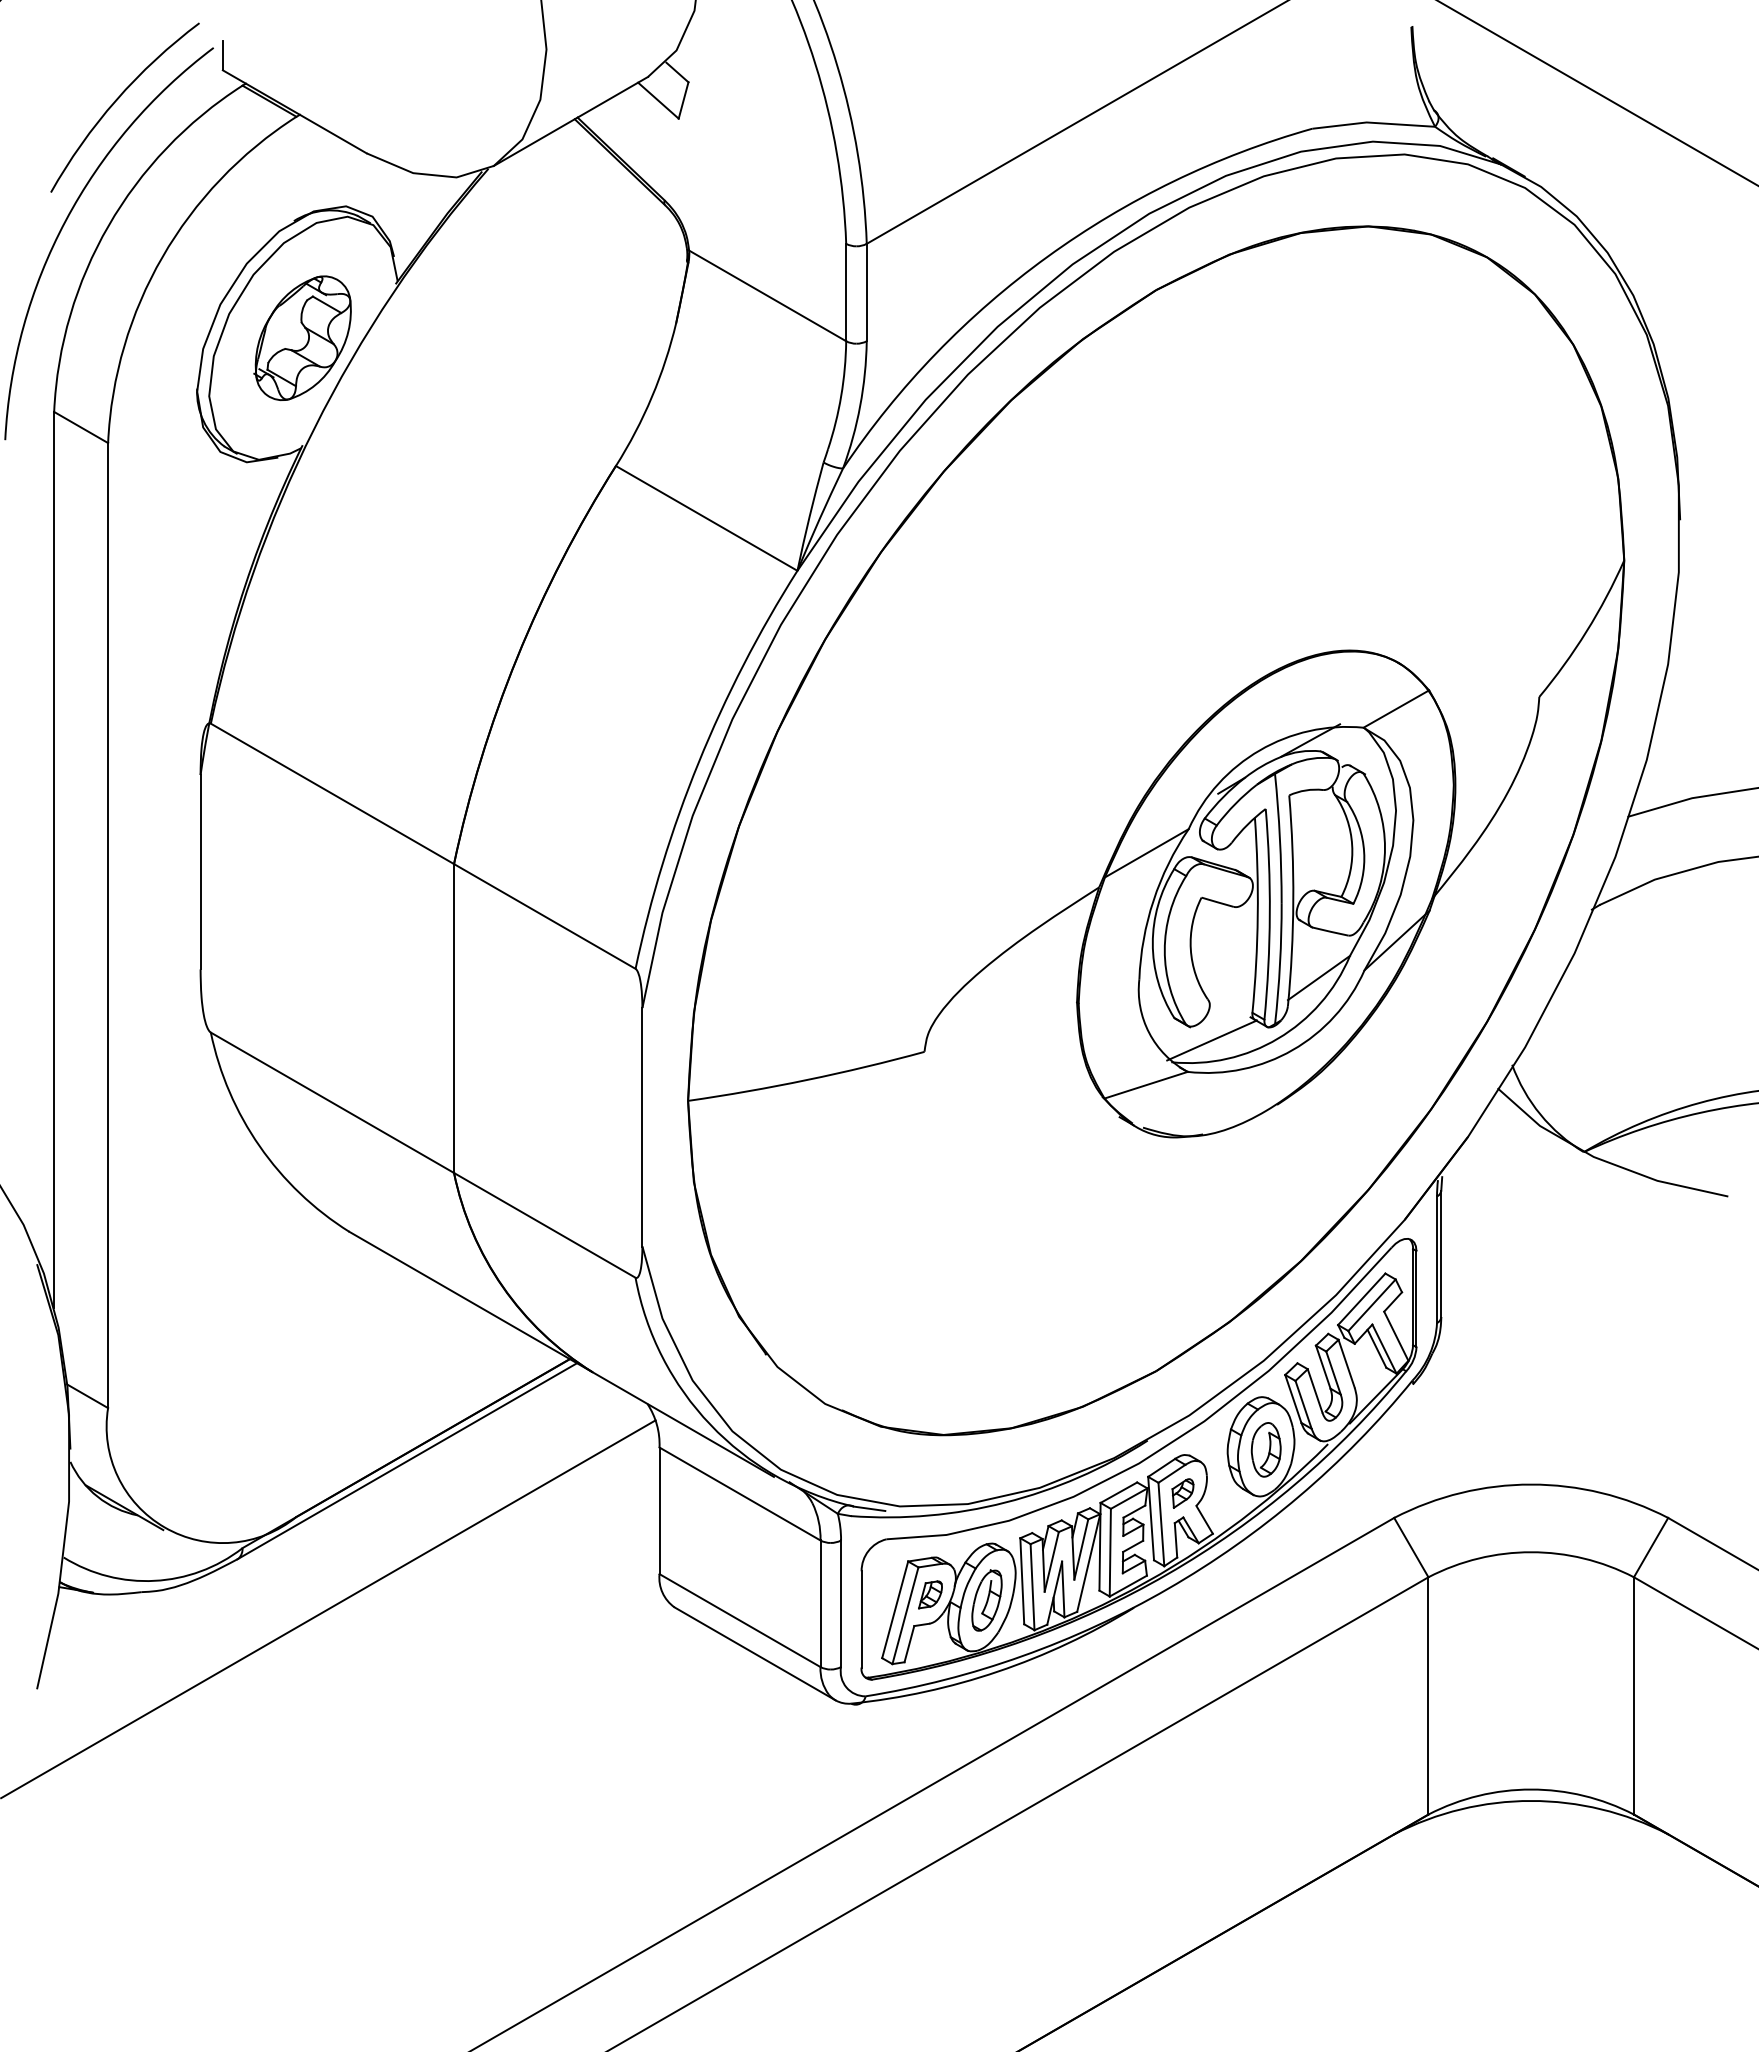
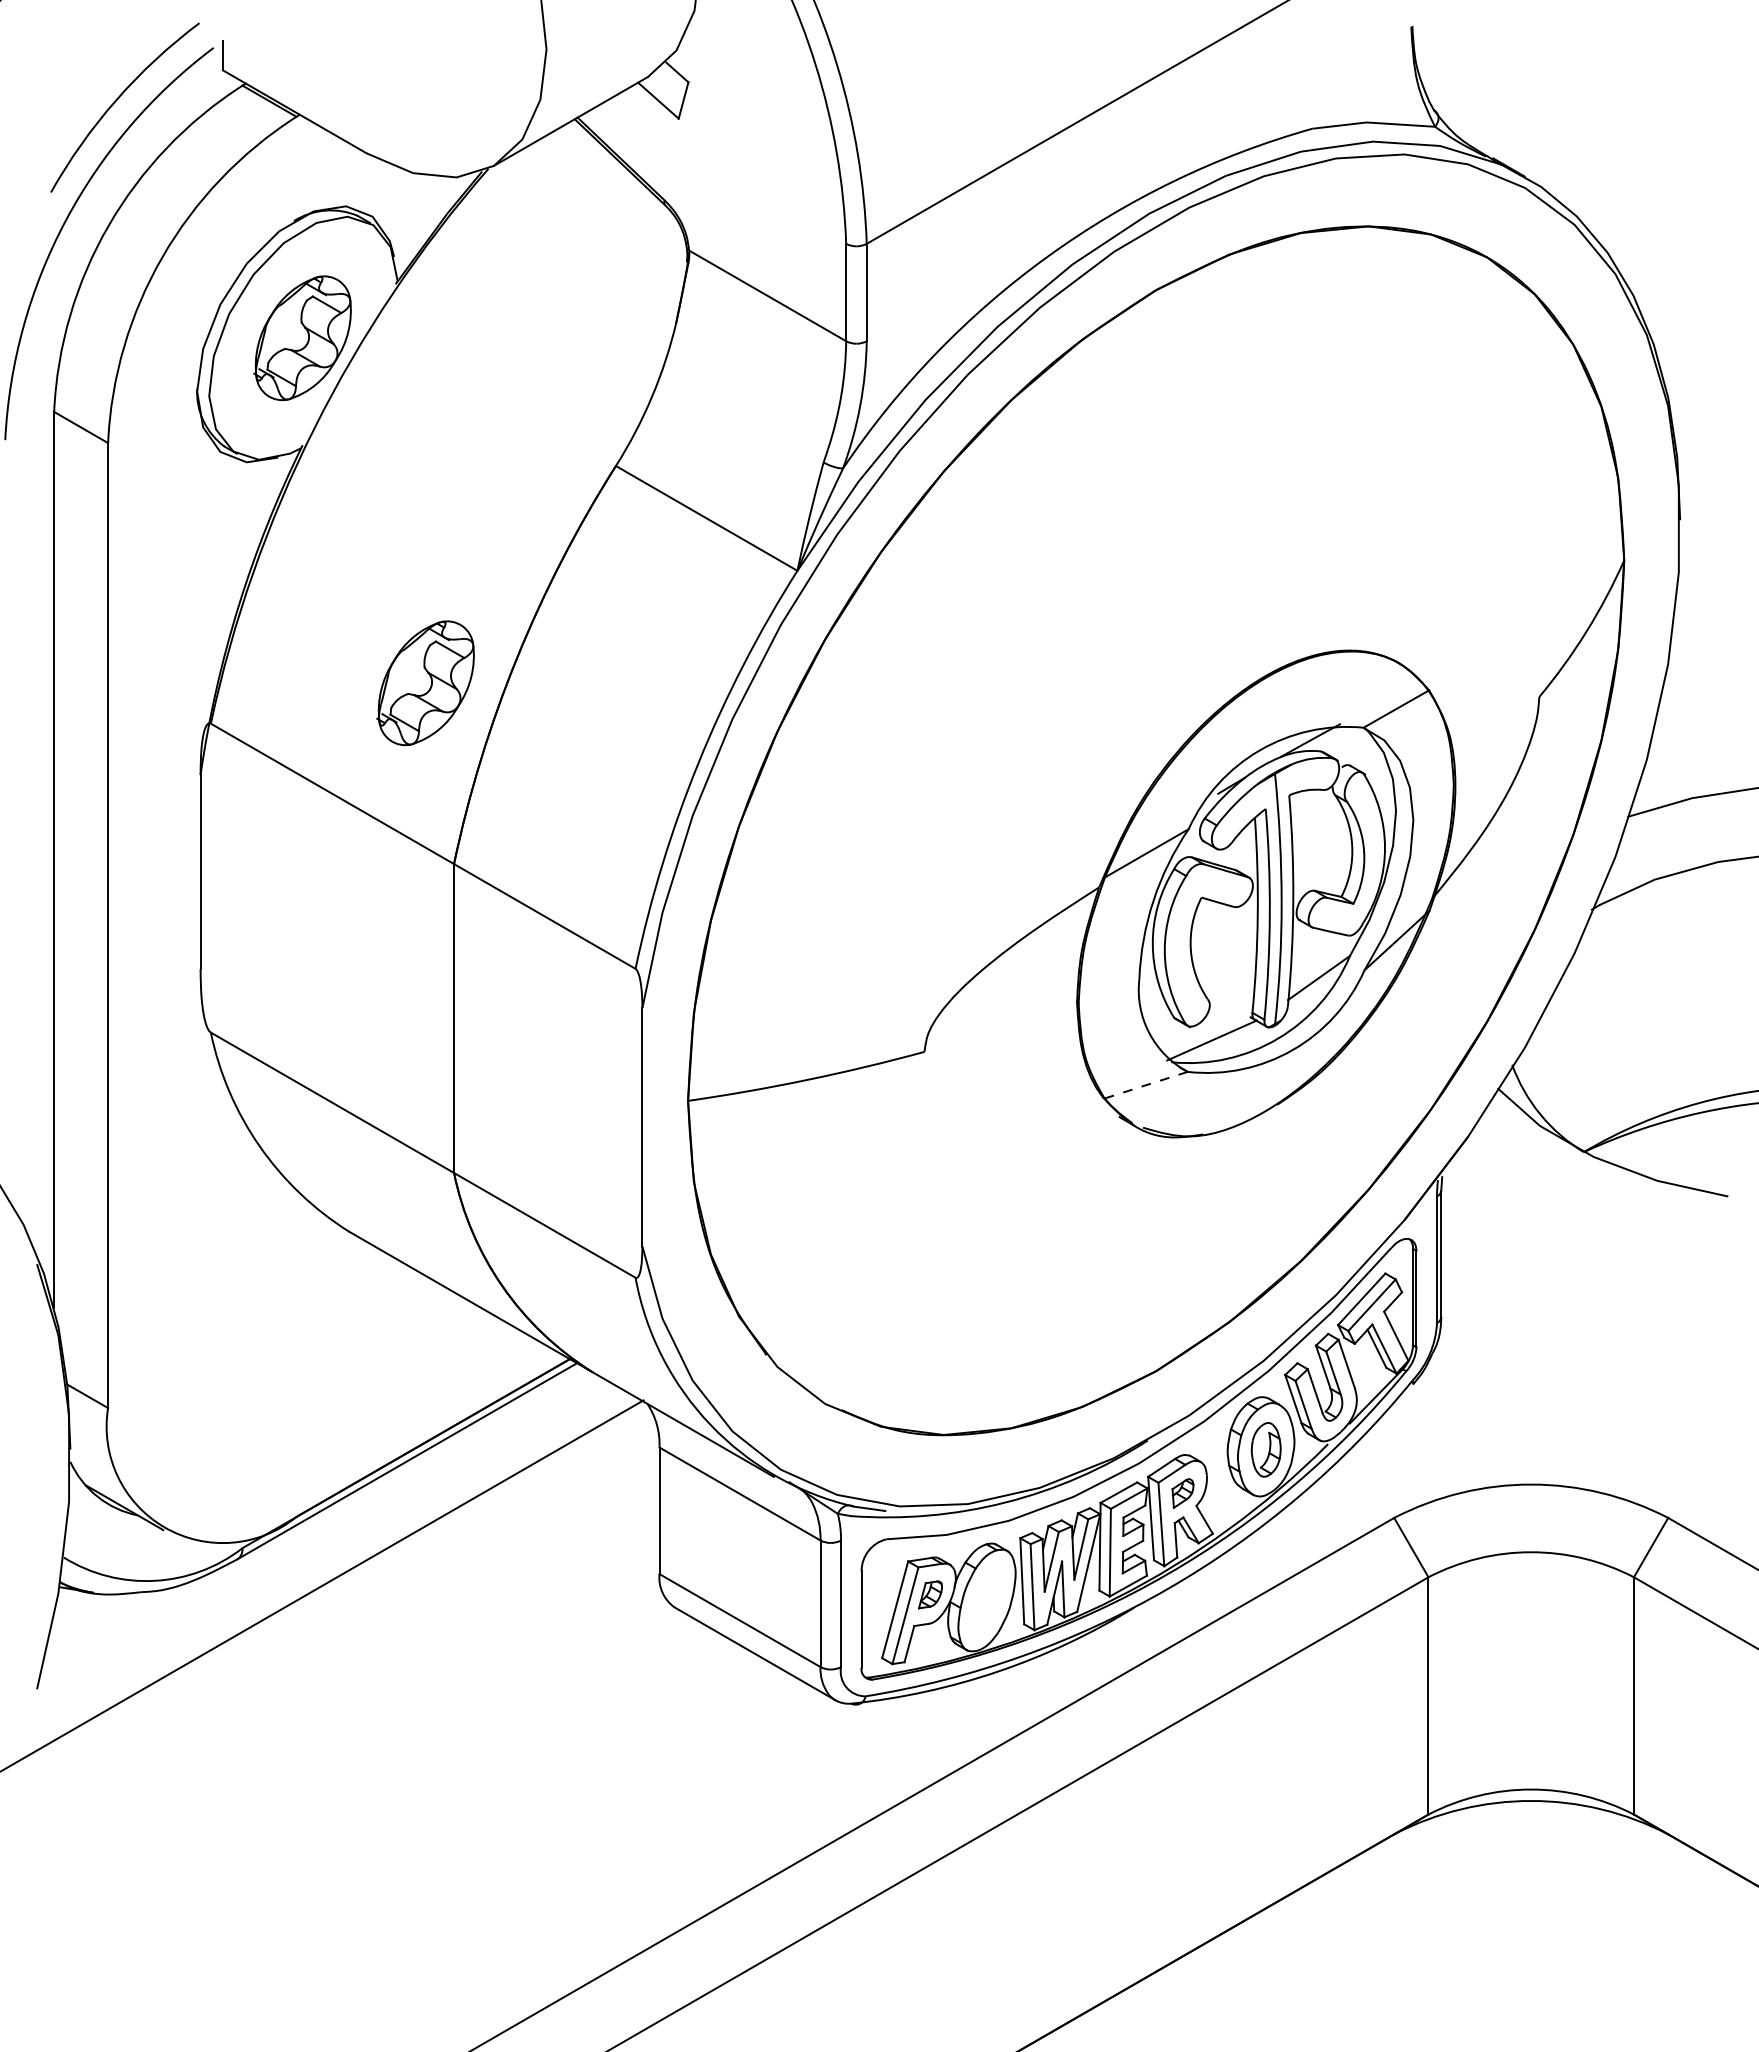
line: present -> none (1597, 93)
part: none -> present (425, 682)
line: solid -> dashed (1146, 1085)
part: present -> none (986, 1600)
line position: (328, 1608) -> (322, 1585) (322, 1585)
